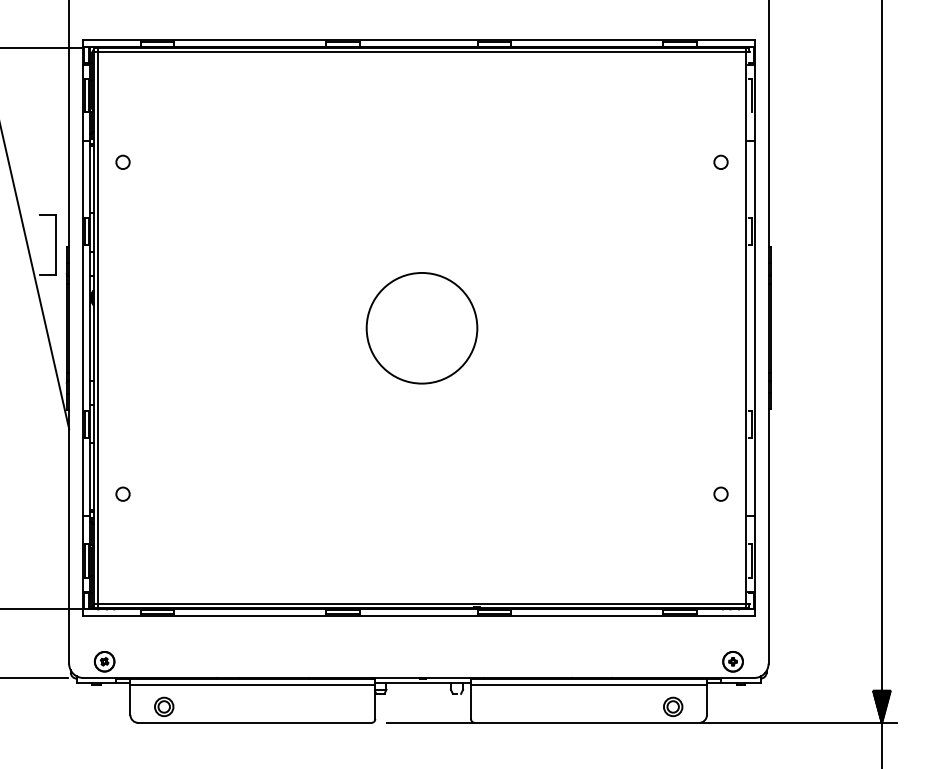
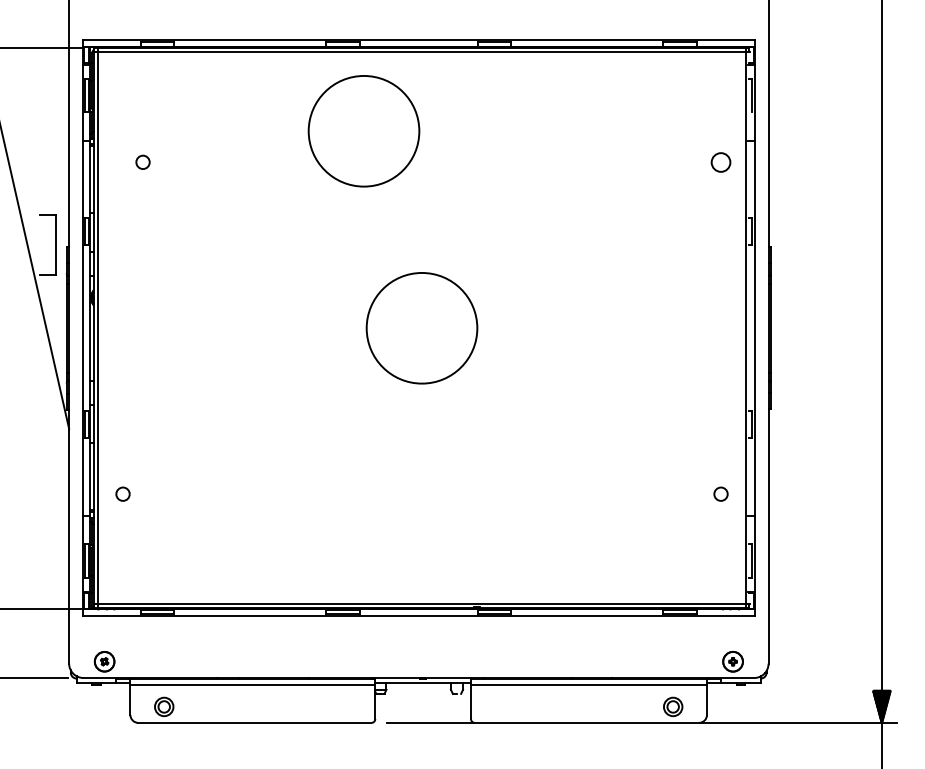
circle: none -> present (363, 131)
circle position: (122, 161) -> (142, 161) (142, 161)
circle size: 16x16 px -> 22x21 px (720, 162)
